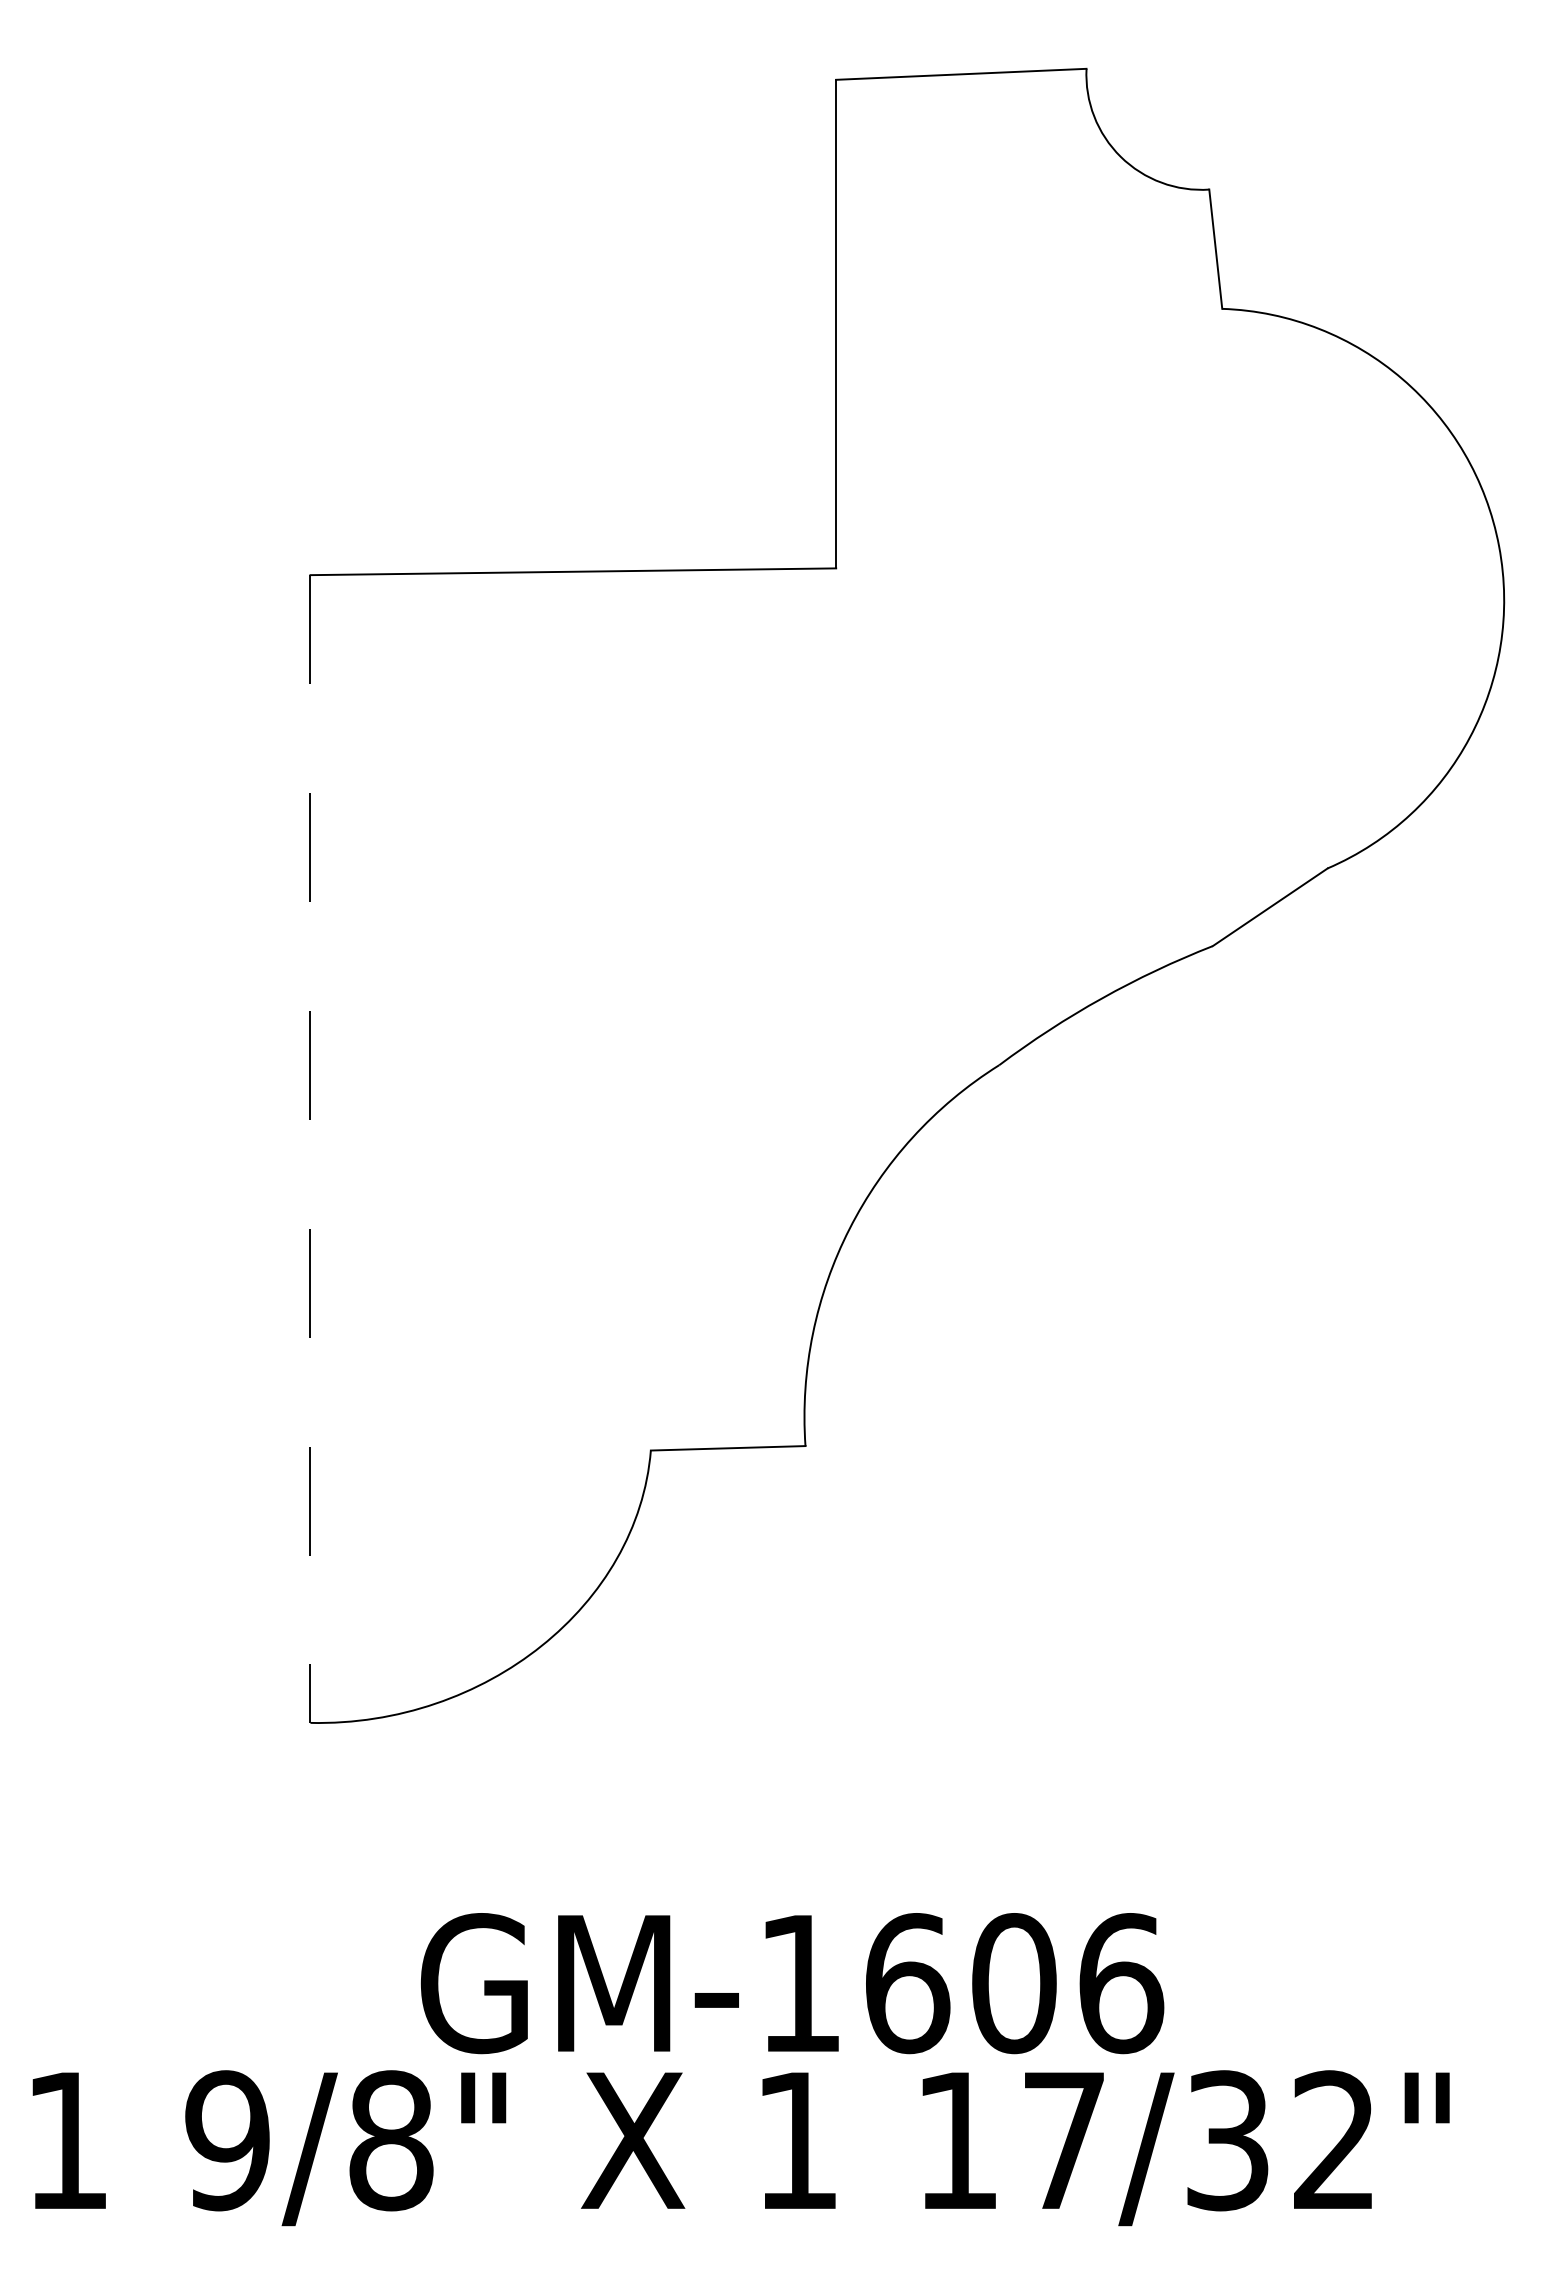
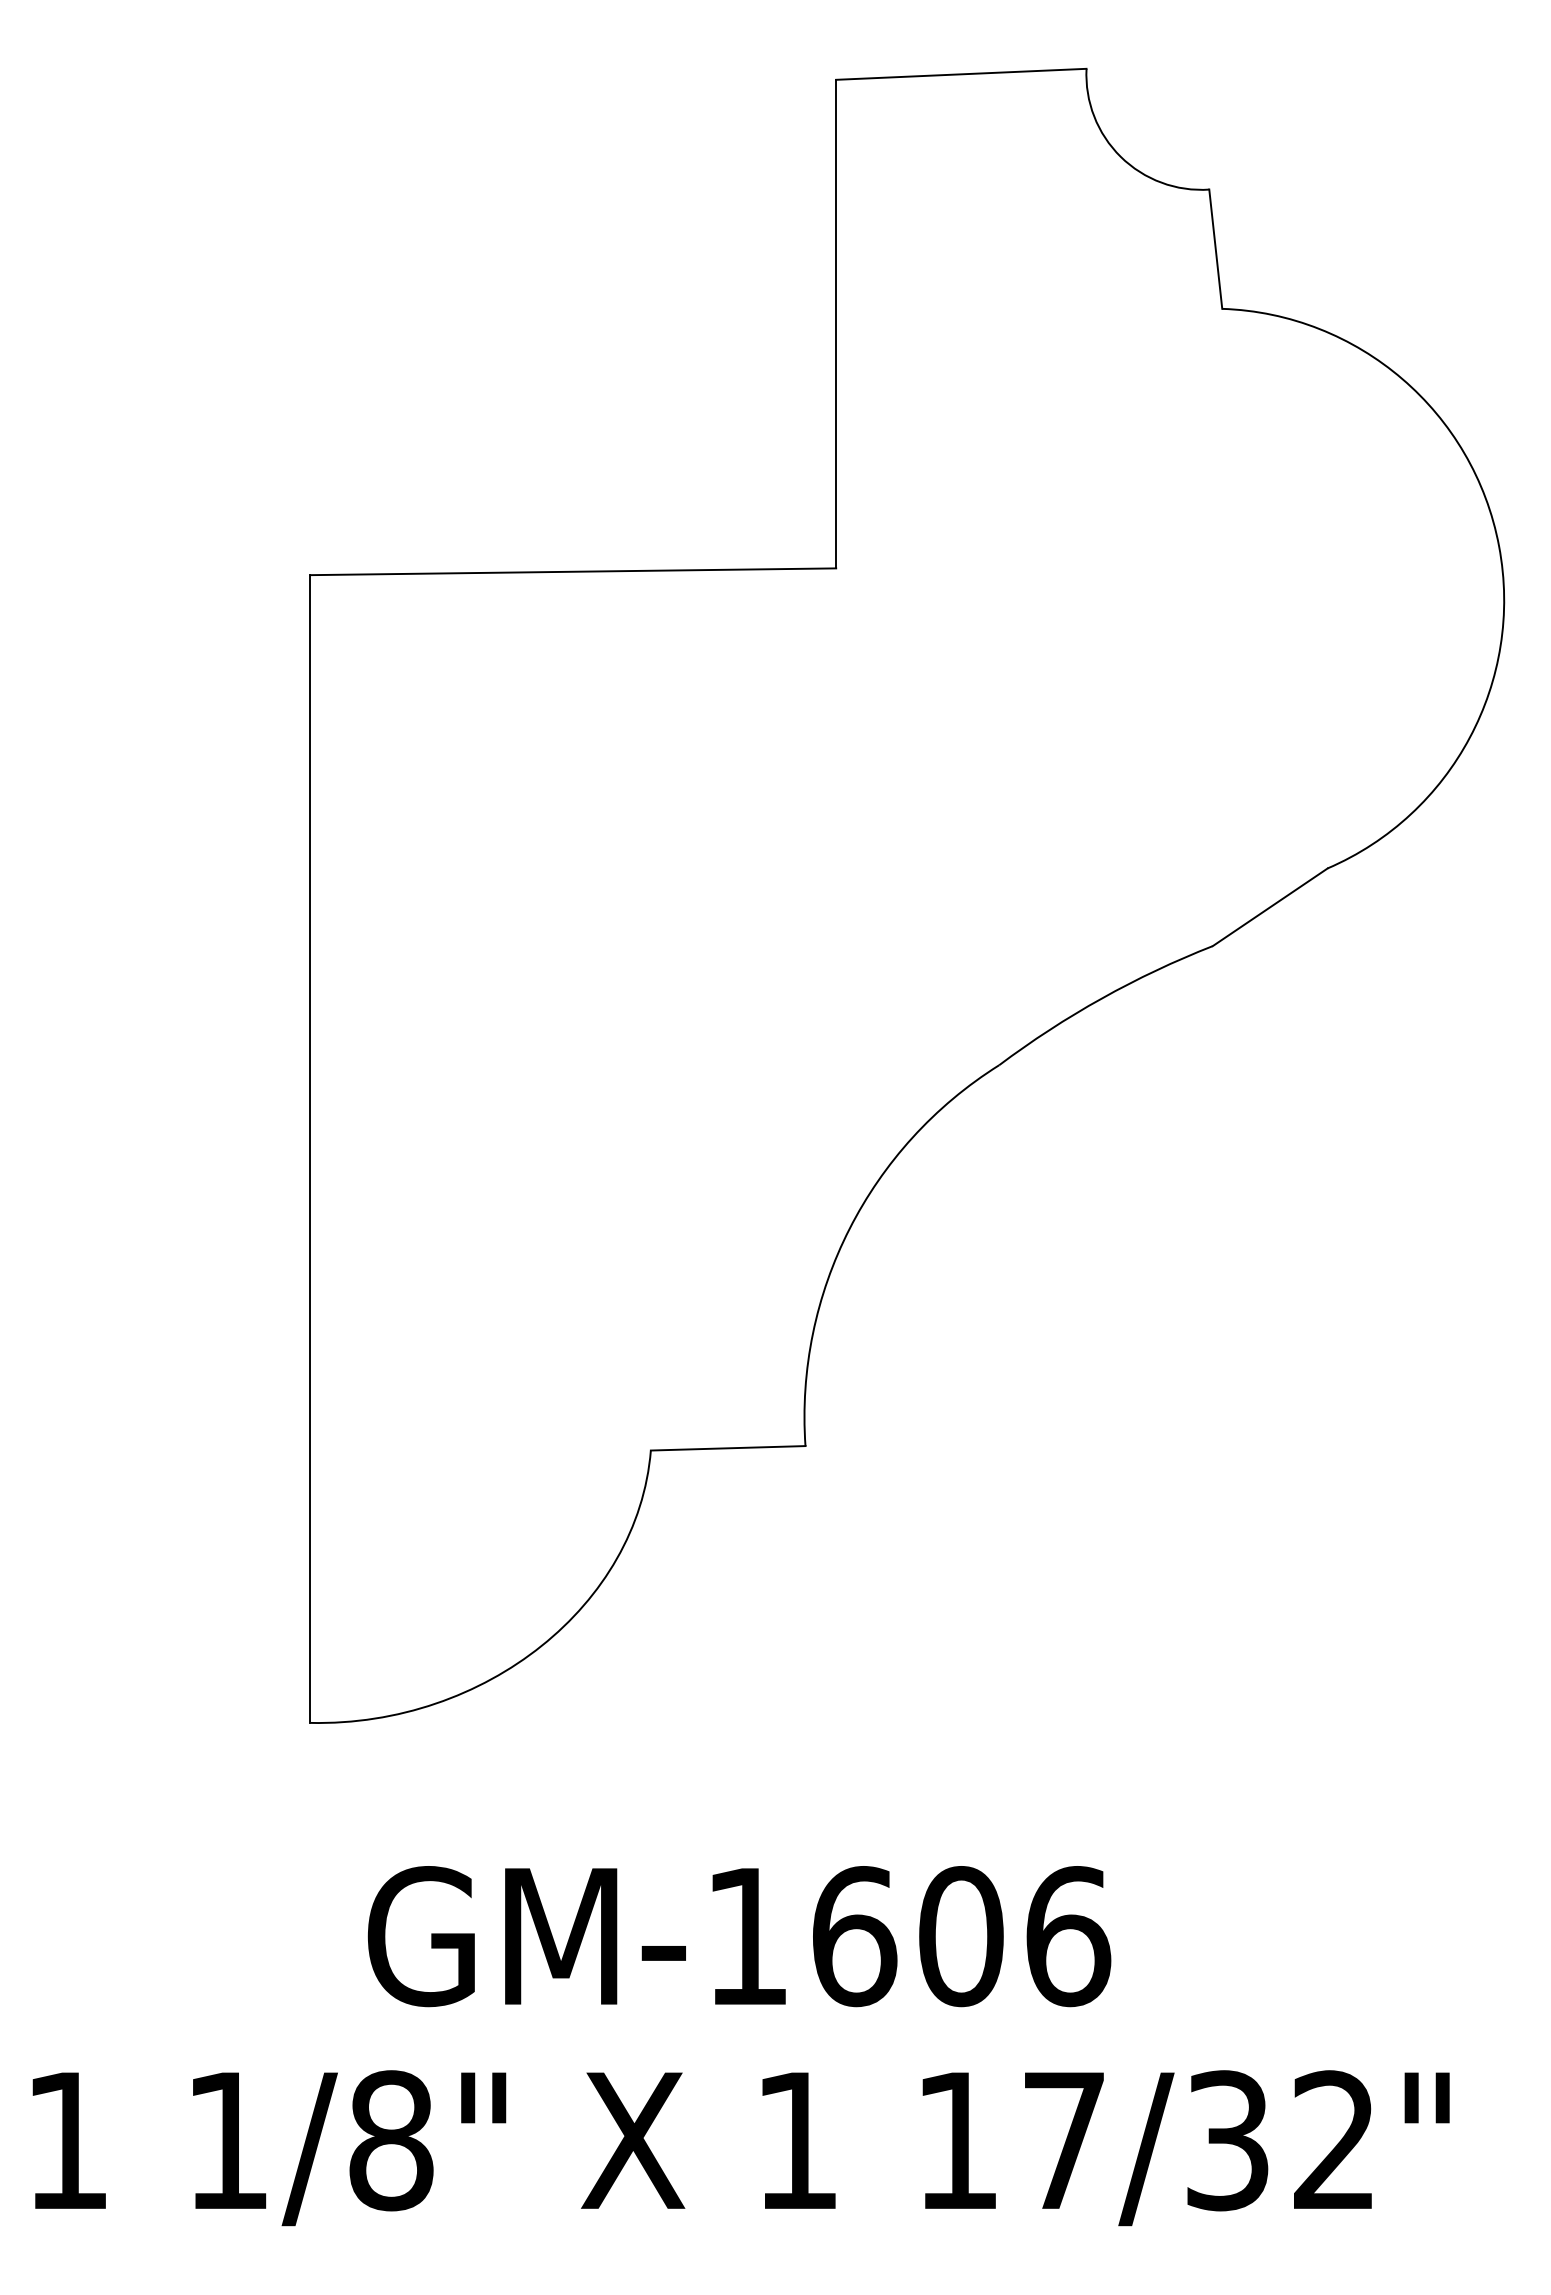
line: dashed -> solid (310, 1149)
text position: (792, 1983) -> (739, 1936) (739, 1936)
text: 9/8" -> 1/8" (227, 2140)
